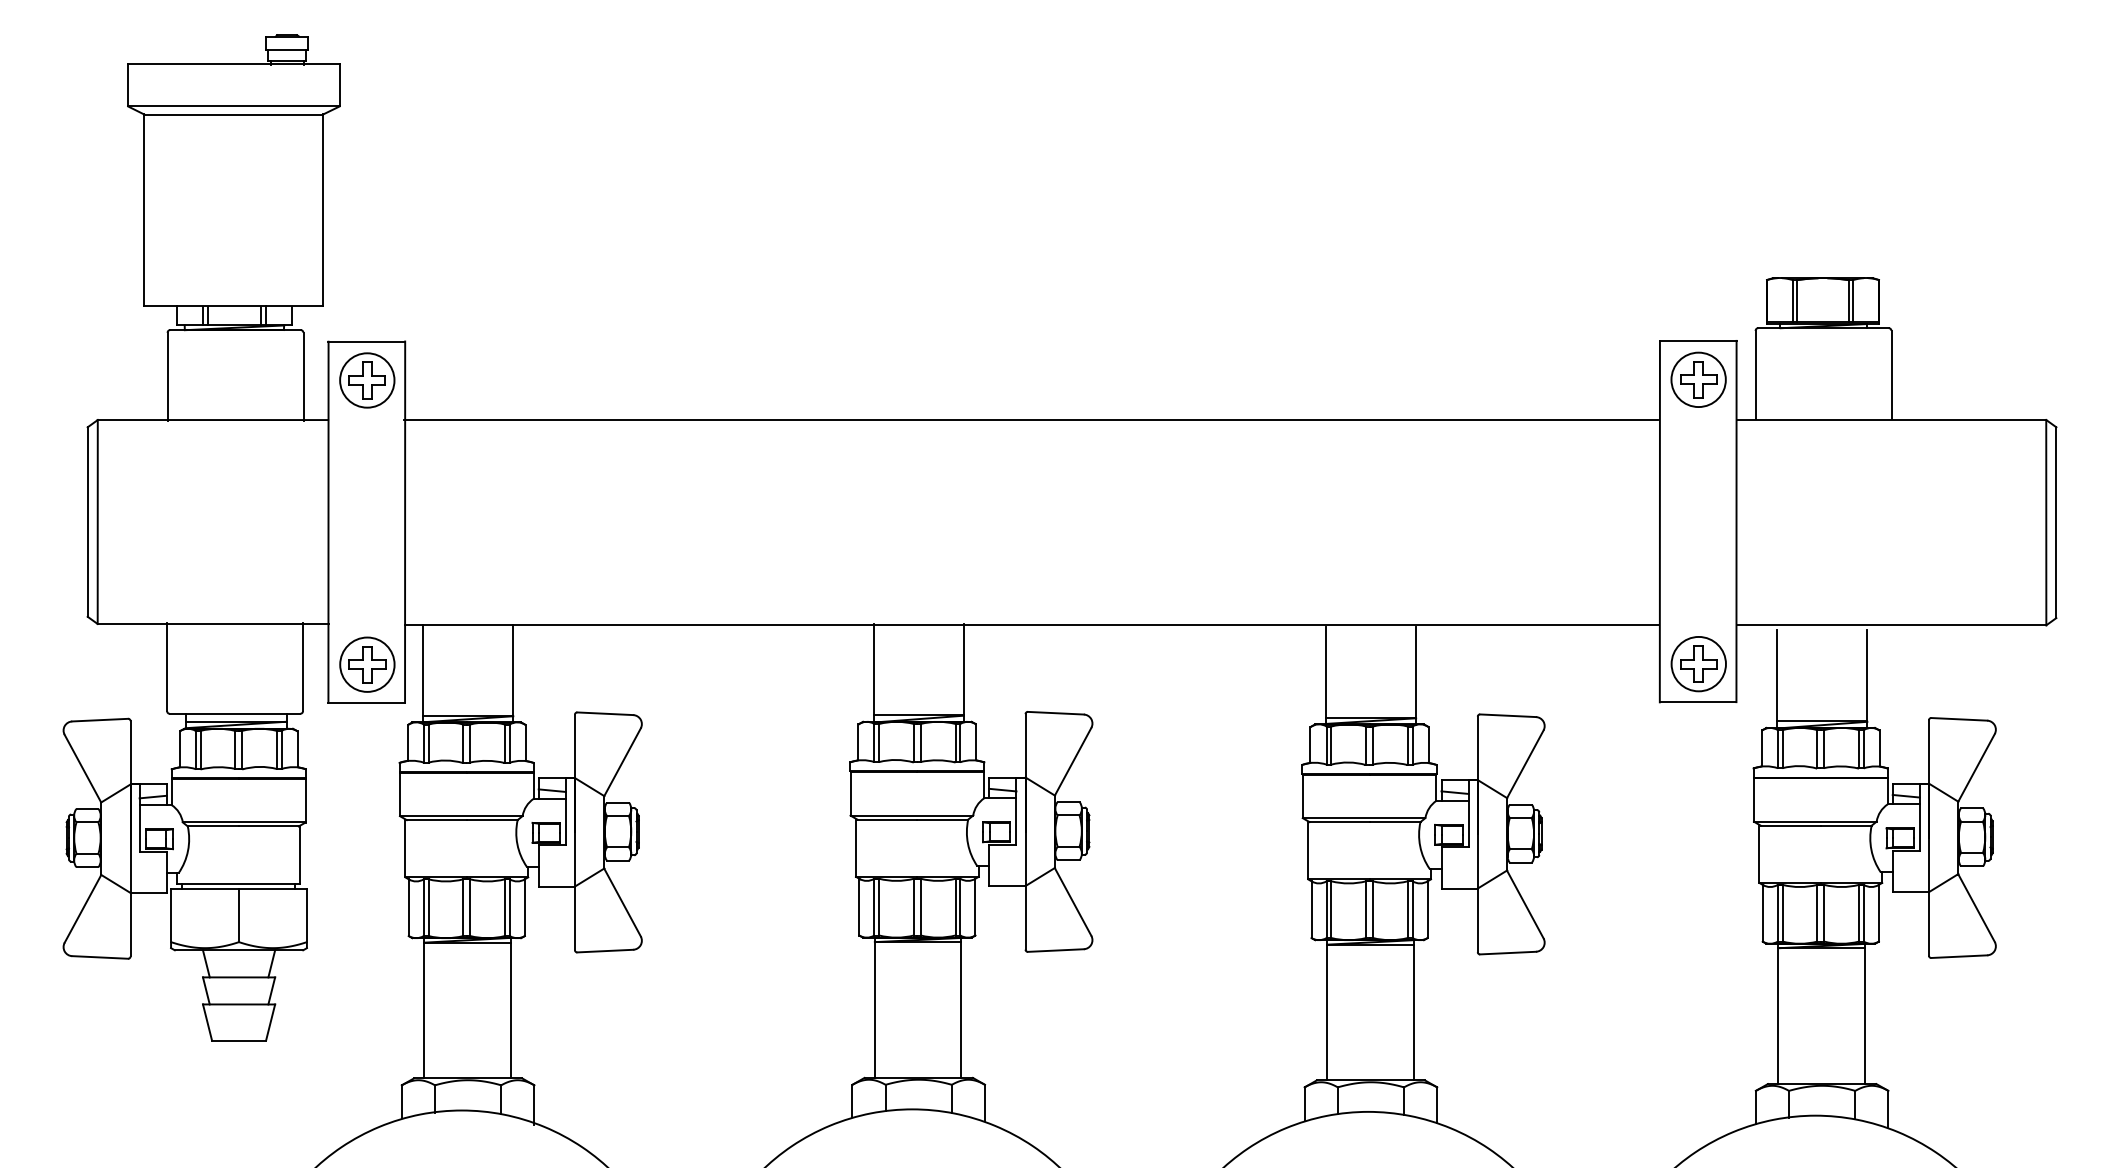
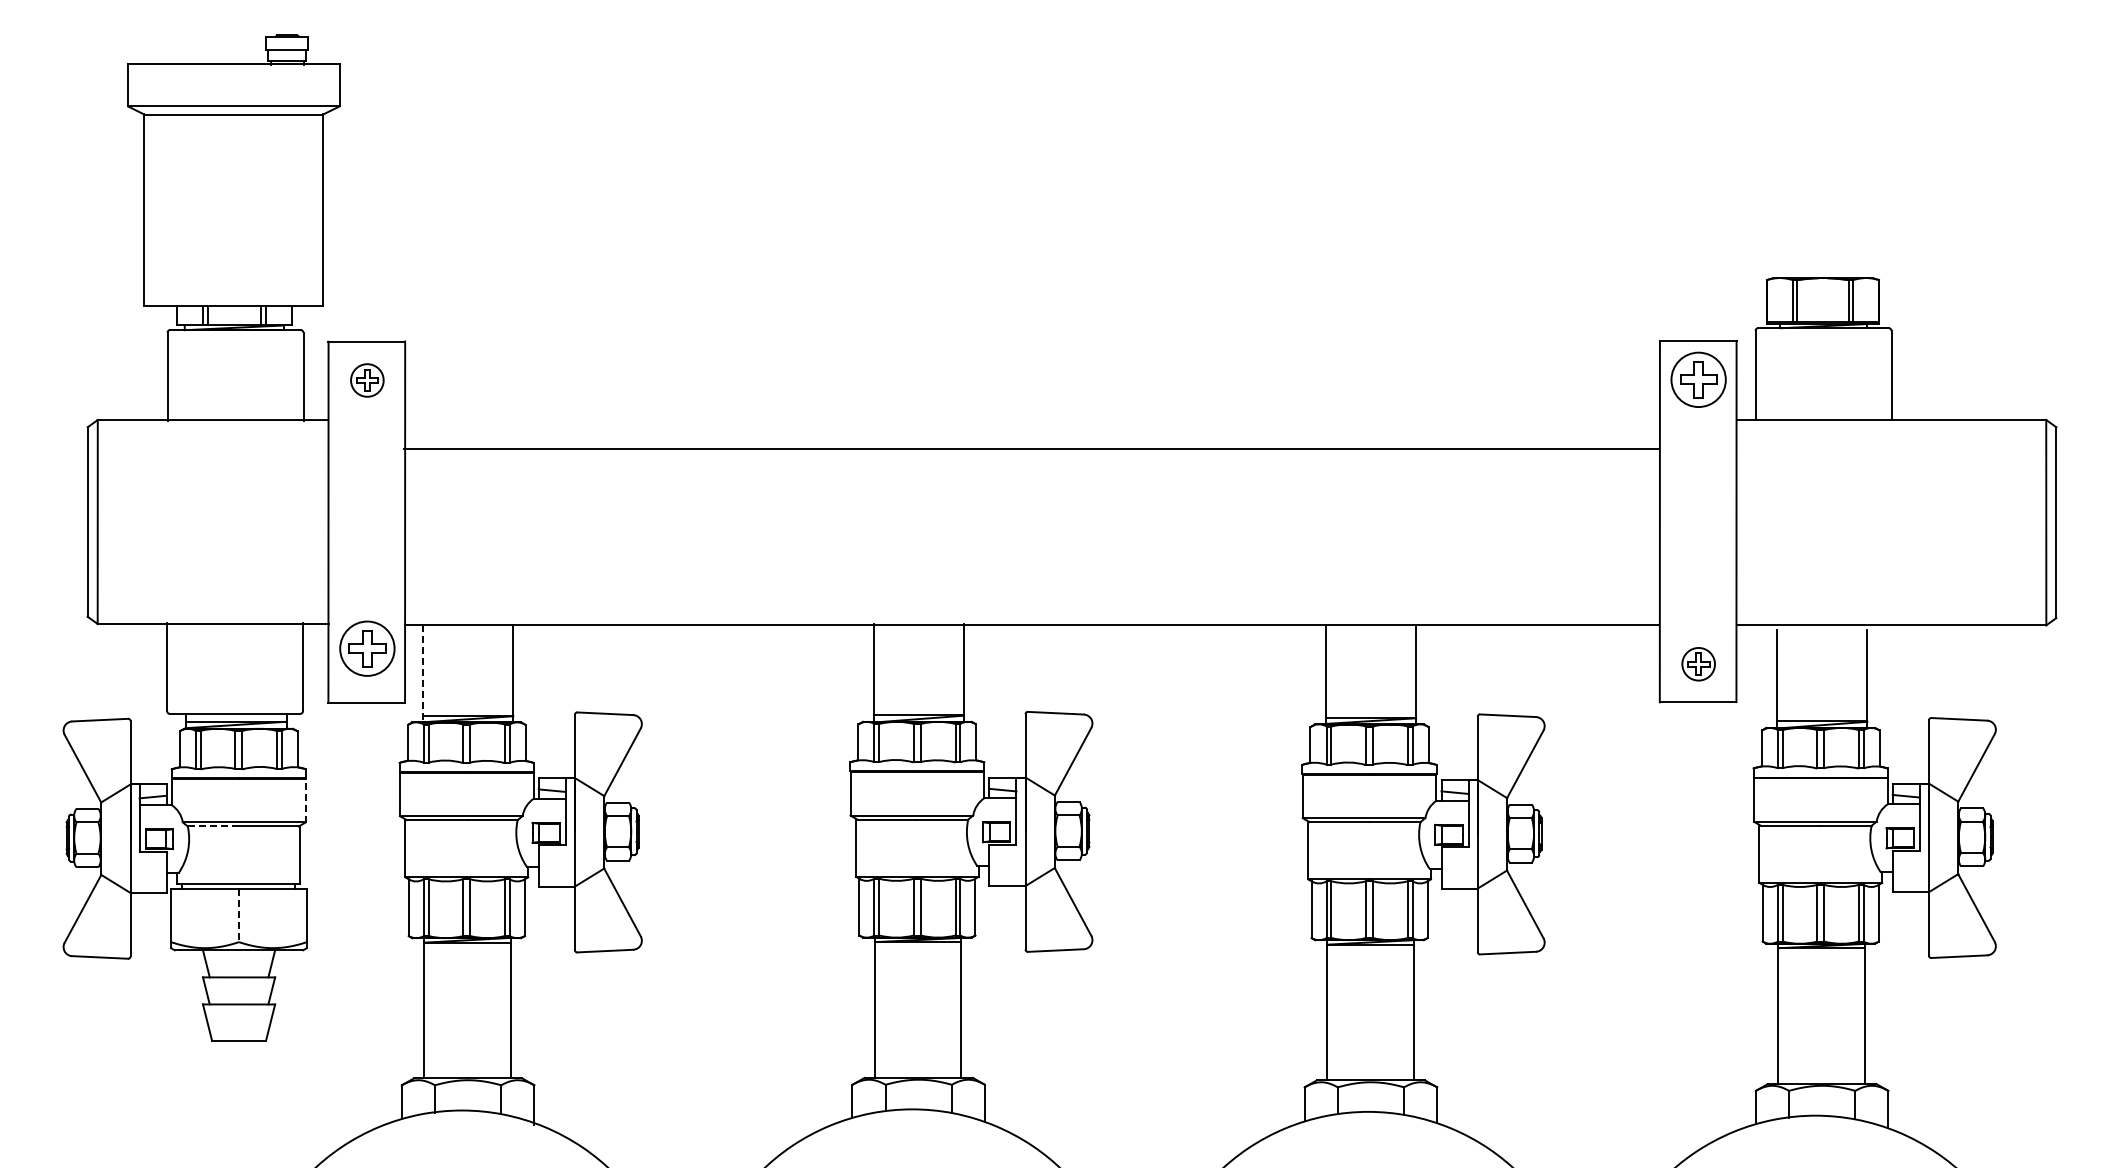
part size: 57x57 px -> 35x35 px (367, 380)
line position: (1031, 419) -> (1031, 448) (1031, 448)
part position: (367, 664) -> (367, 648) (367, 648)
part size: 57x57 px -> 35x35 px (1698, 664)
line: solid -> dashed (423, 673)
line: solid -> dashed (305, 800)
line: solid -> dashed (213, 826)
line: solid -> dashed (239, 915)
